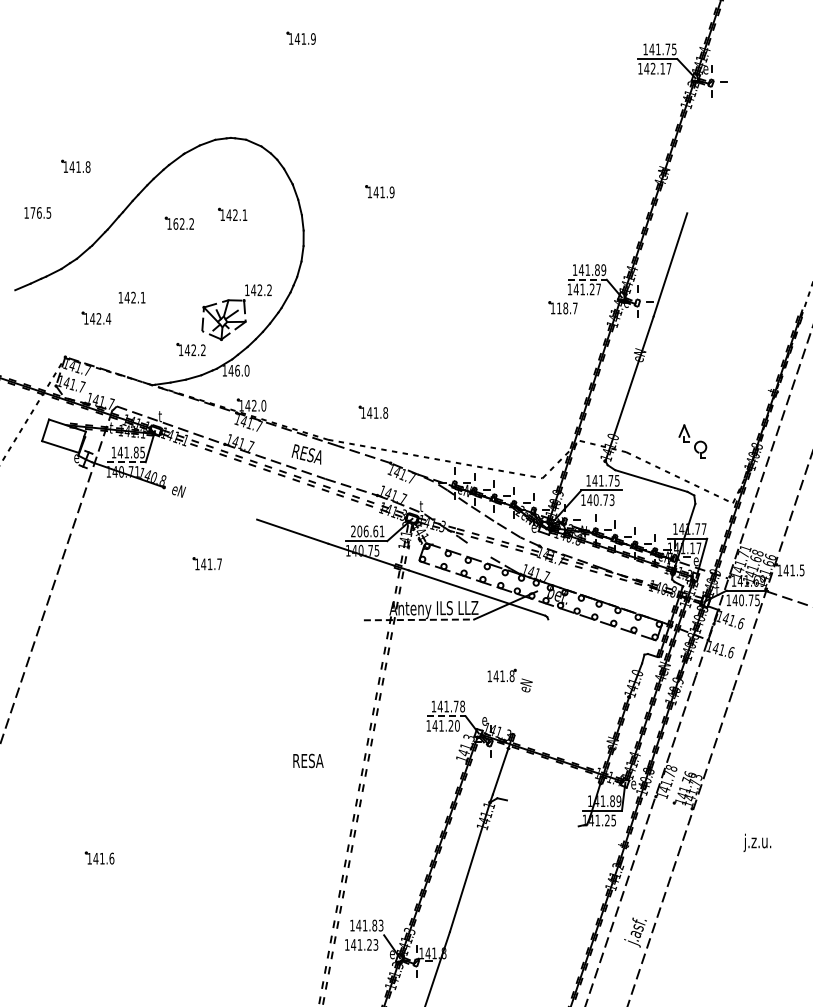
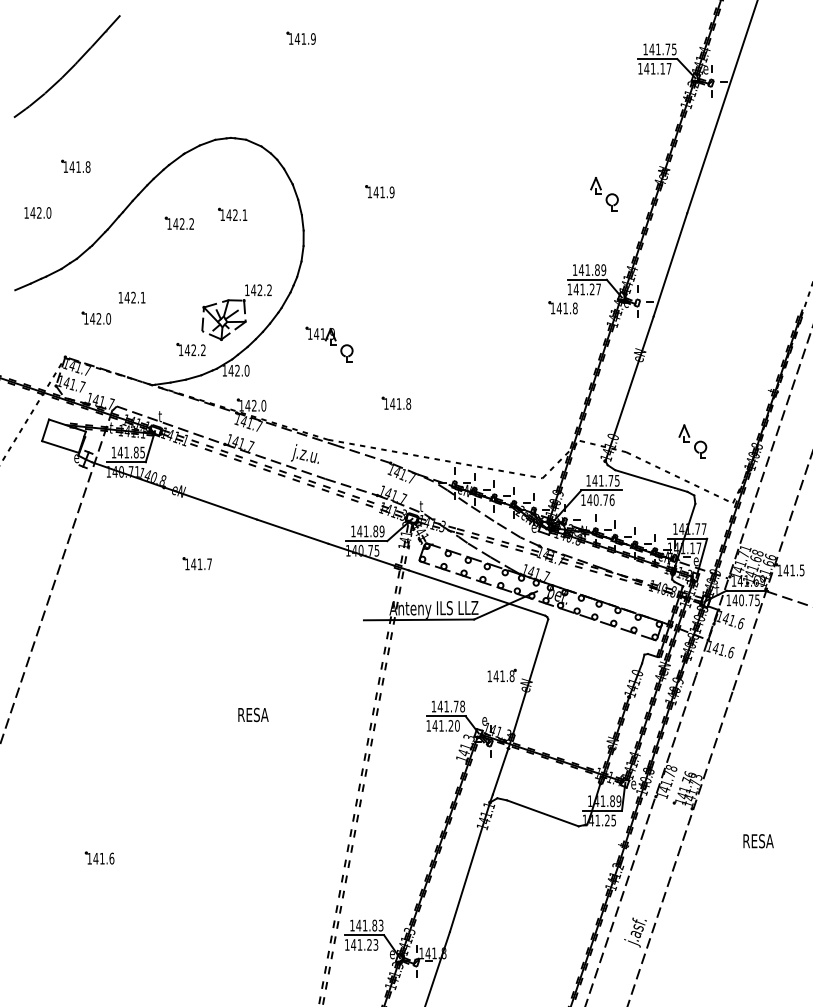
part: none -> present (66, 66)
text: 142.17 -> 141.17 (652, 68)
line: none -> present (722, 107)
part: none -> present (604, 194)
text: 176.5 -> 142.0 (40, 212)
text: 162.2 -> 142.2 (175, 223)
line: dashed -> solid (587, 279)
text: 118.7 -> 141.8 (566, 308)
text: 142.4 -> 142.0 (108, 318)
part: none -> present (329, 344)
text: 146.0 -> 142.0 (237, 370)
part position: (373, 411) -> (396, 402) (396, 402)
text: RESA -> j.z.u. (305, 454)
line: dashed -> solid (126, 462)
text: 140.73 -> 140.76 (611, 500)
line: none -> present (210, 503)
text: 206.61 -> 141.89 (367, 531)
line: none -> present (479, 550)
part position: (206, 563) -> (196, 563) (196, 563)
line: dashed -> solid (419, 619)
line: none -> present (530, 676)
line: dashed -> solid (446, 716)
text position: (308, 760) -> (253, 714) (253, 714)
line: none -> present (542, 813)
text: j.z.u. -> RESA (758, 842)
line: none -> present (364, 935)
